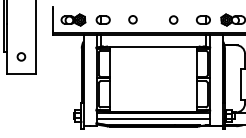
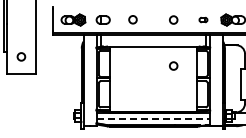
part size: 15x10 px -> 11x8 px (203, 19)
circle: none -> present (173, 65)
line: solid -> dashed (153, 119)
